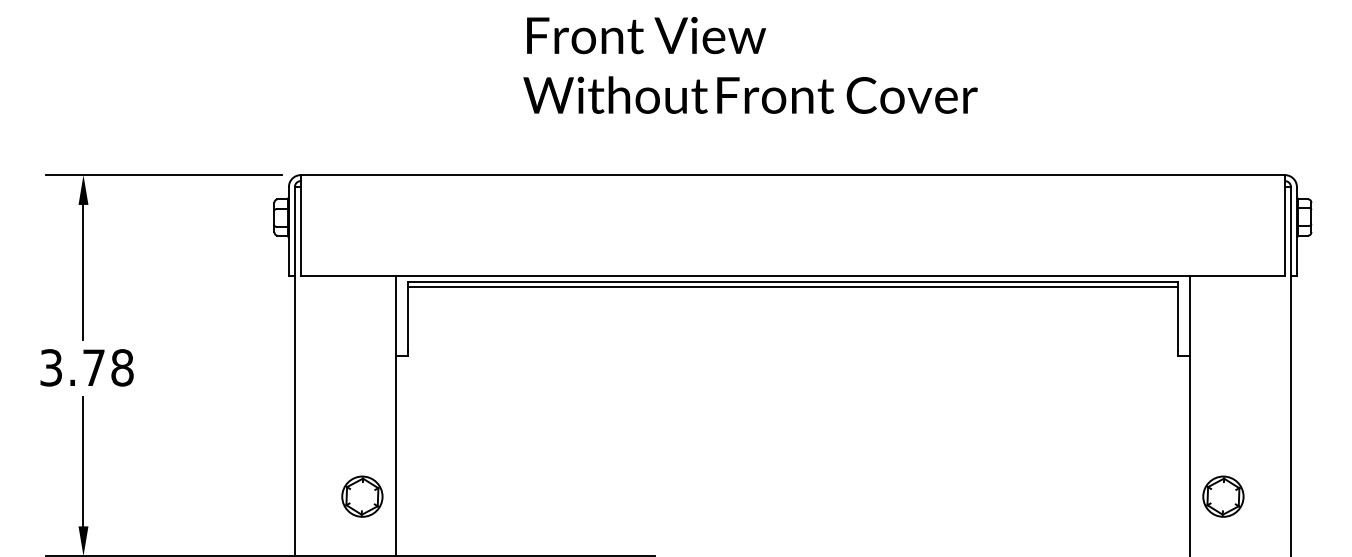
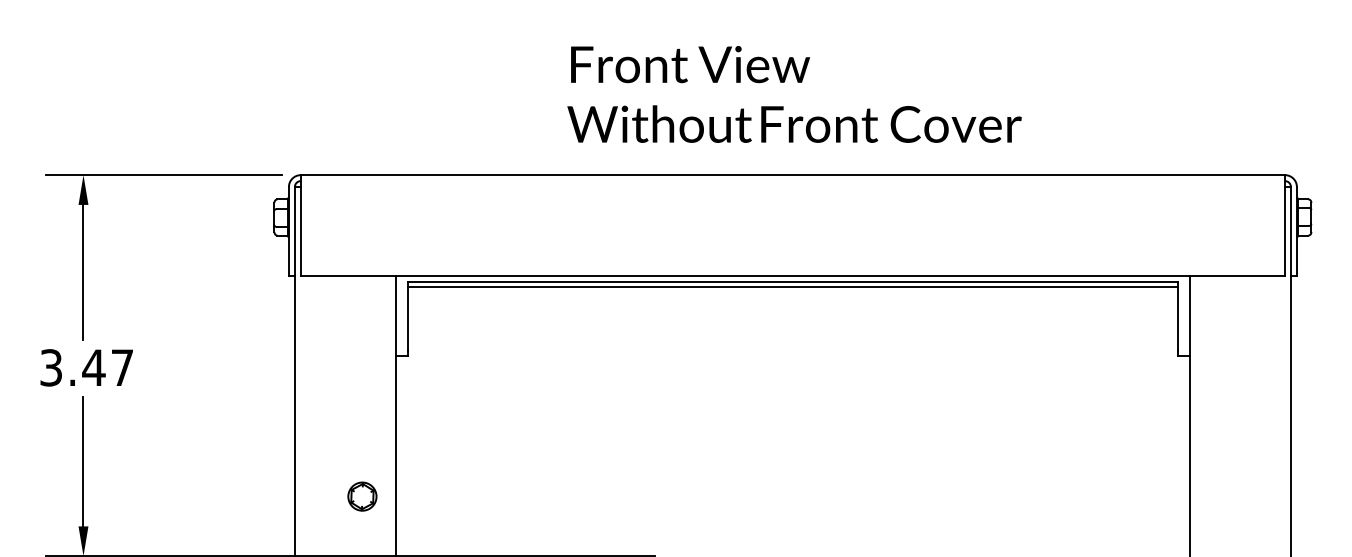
text position: (750, 65) -> (794, 94) (794, 94)
text: 3.78 -> 3.47 (107, 367)
part size: 43x43 px -> 31x31 px (362, 496)
part: present -> none (1223, 496)
